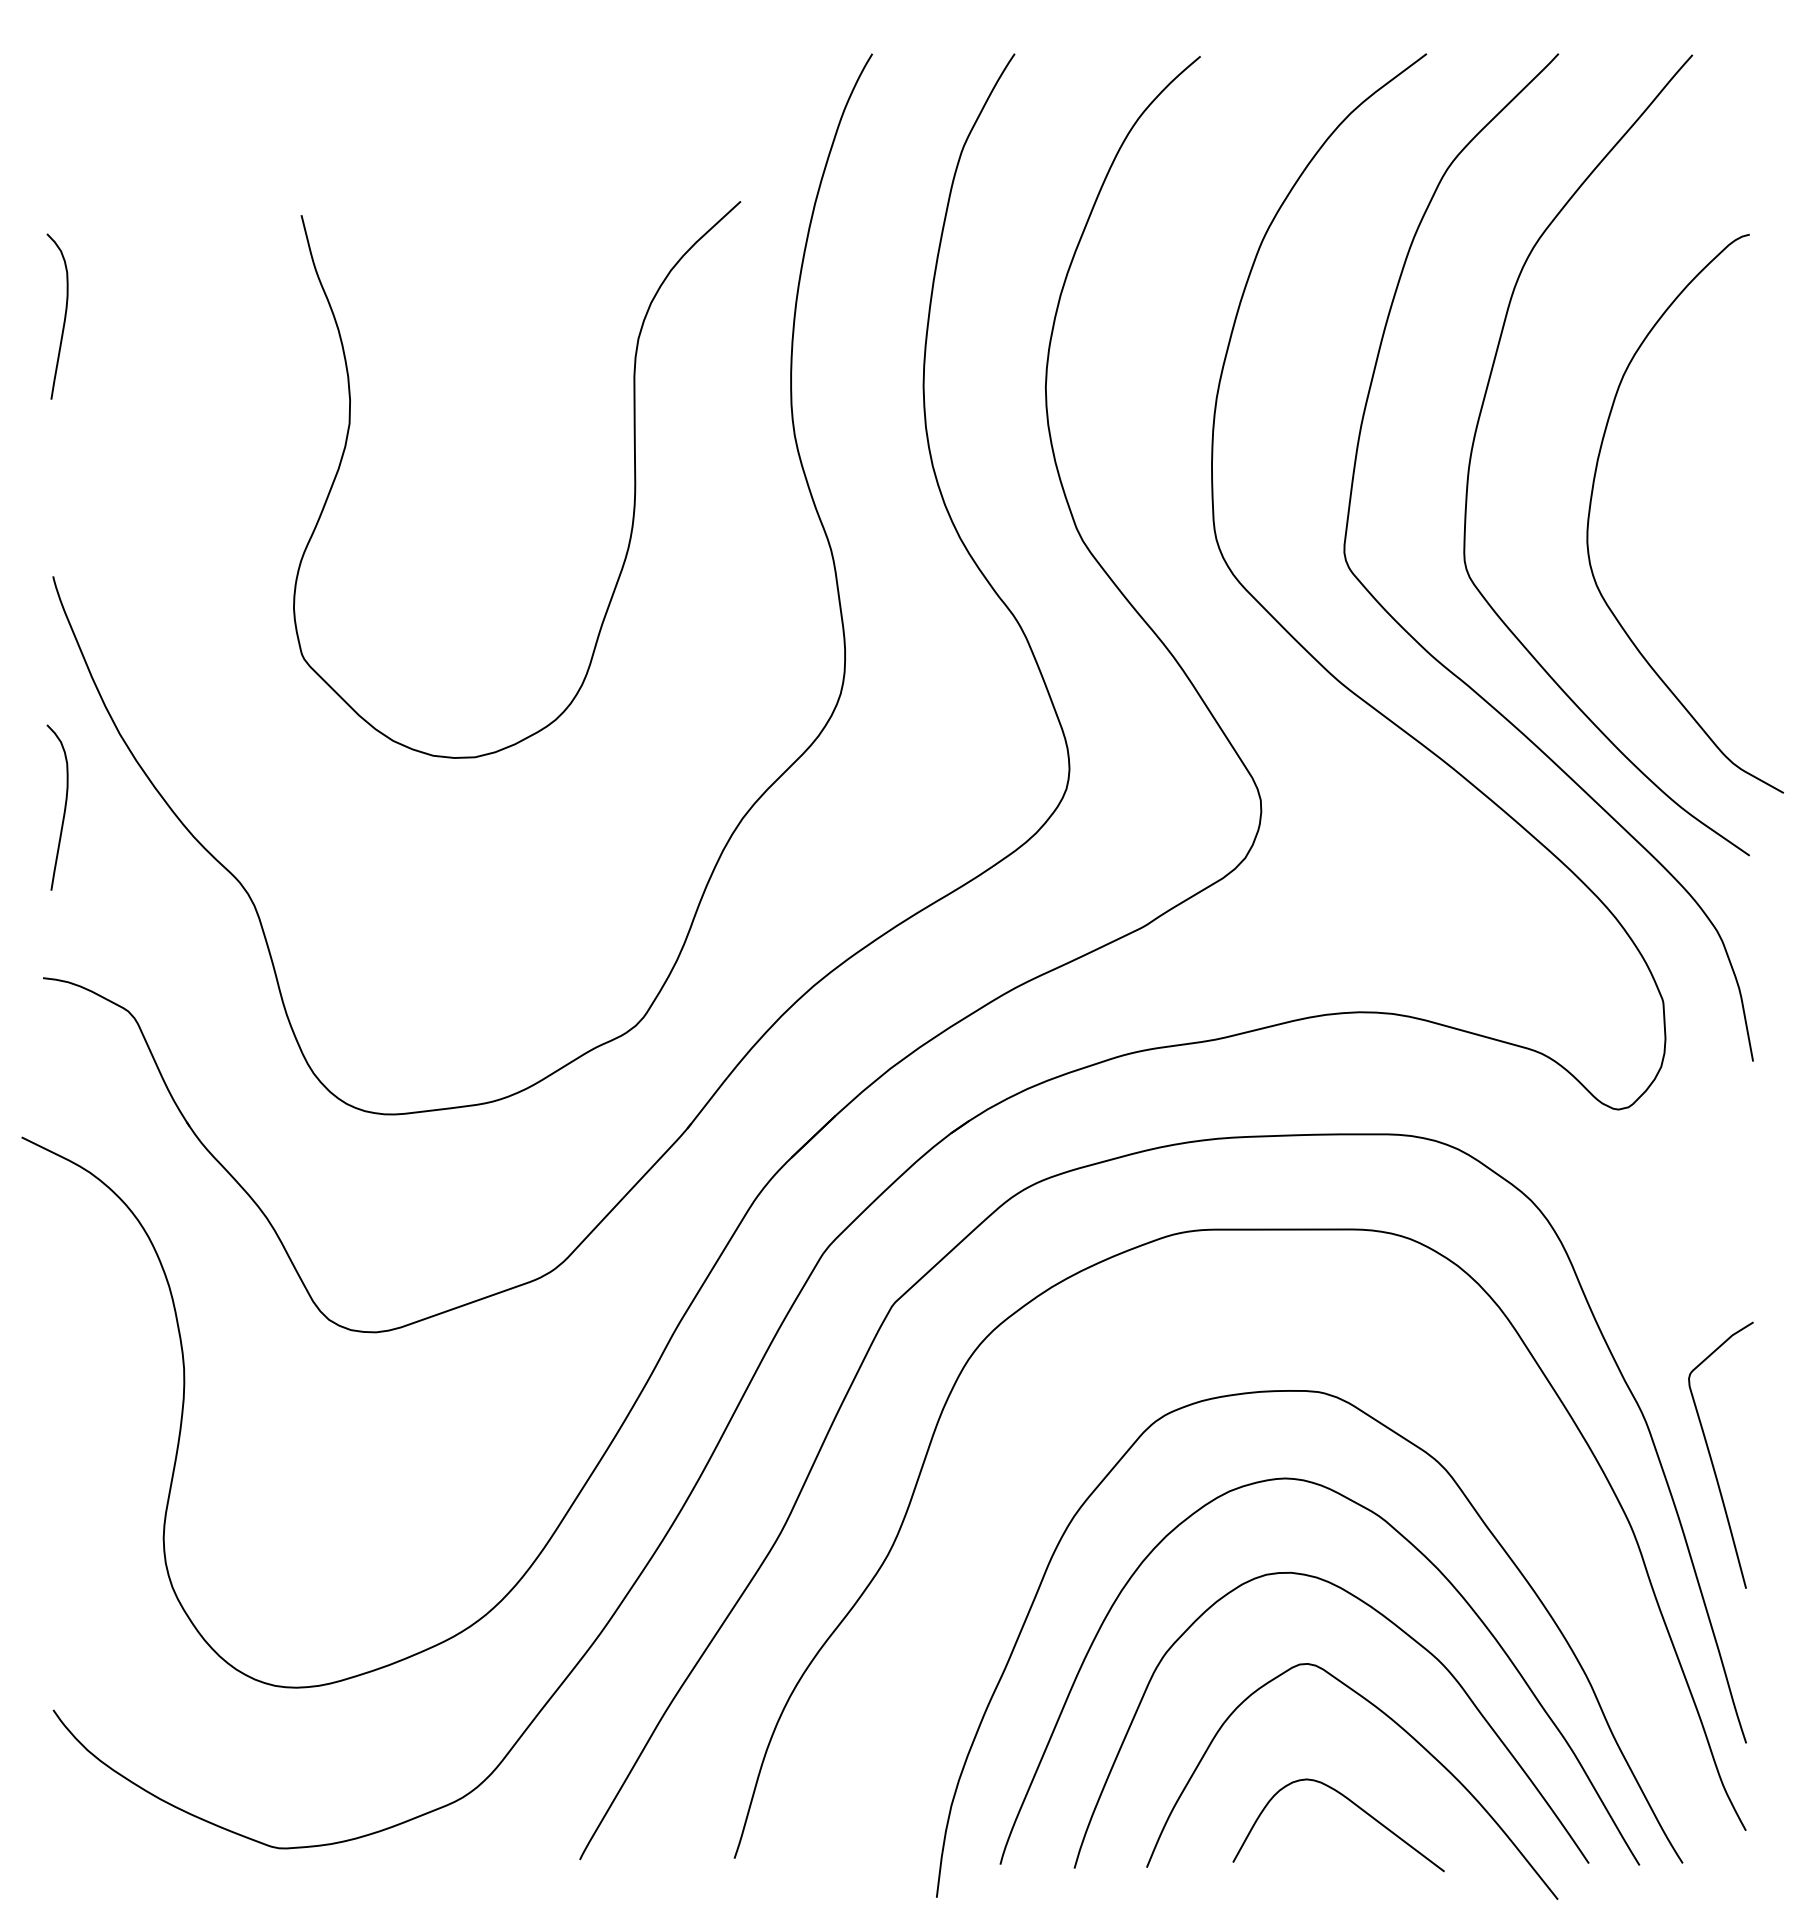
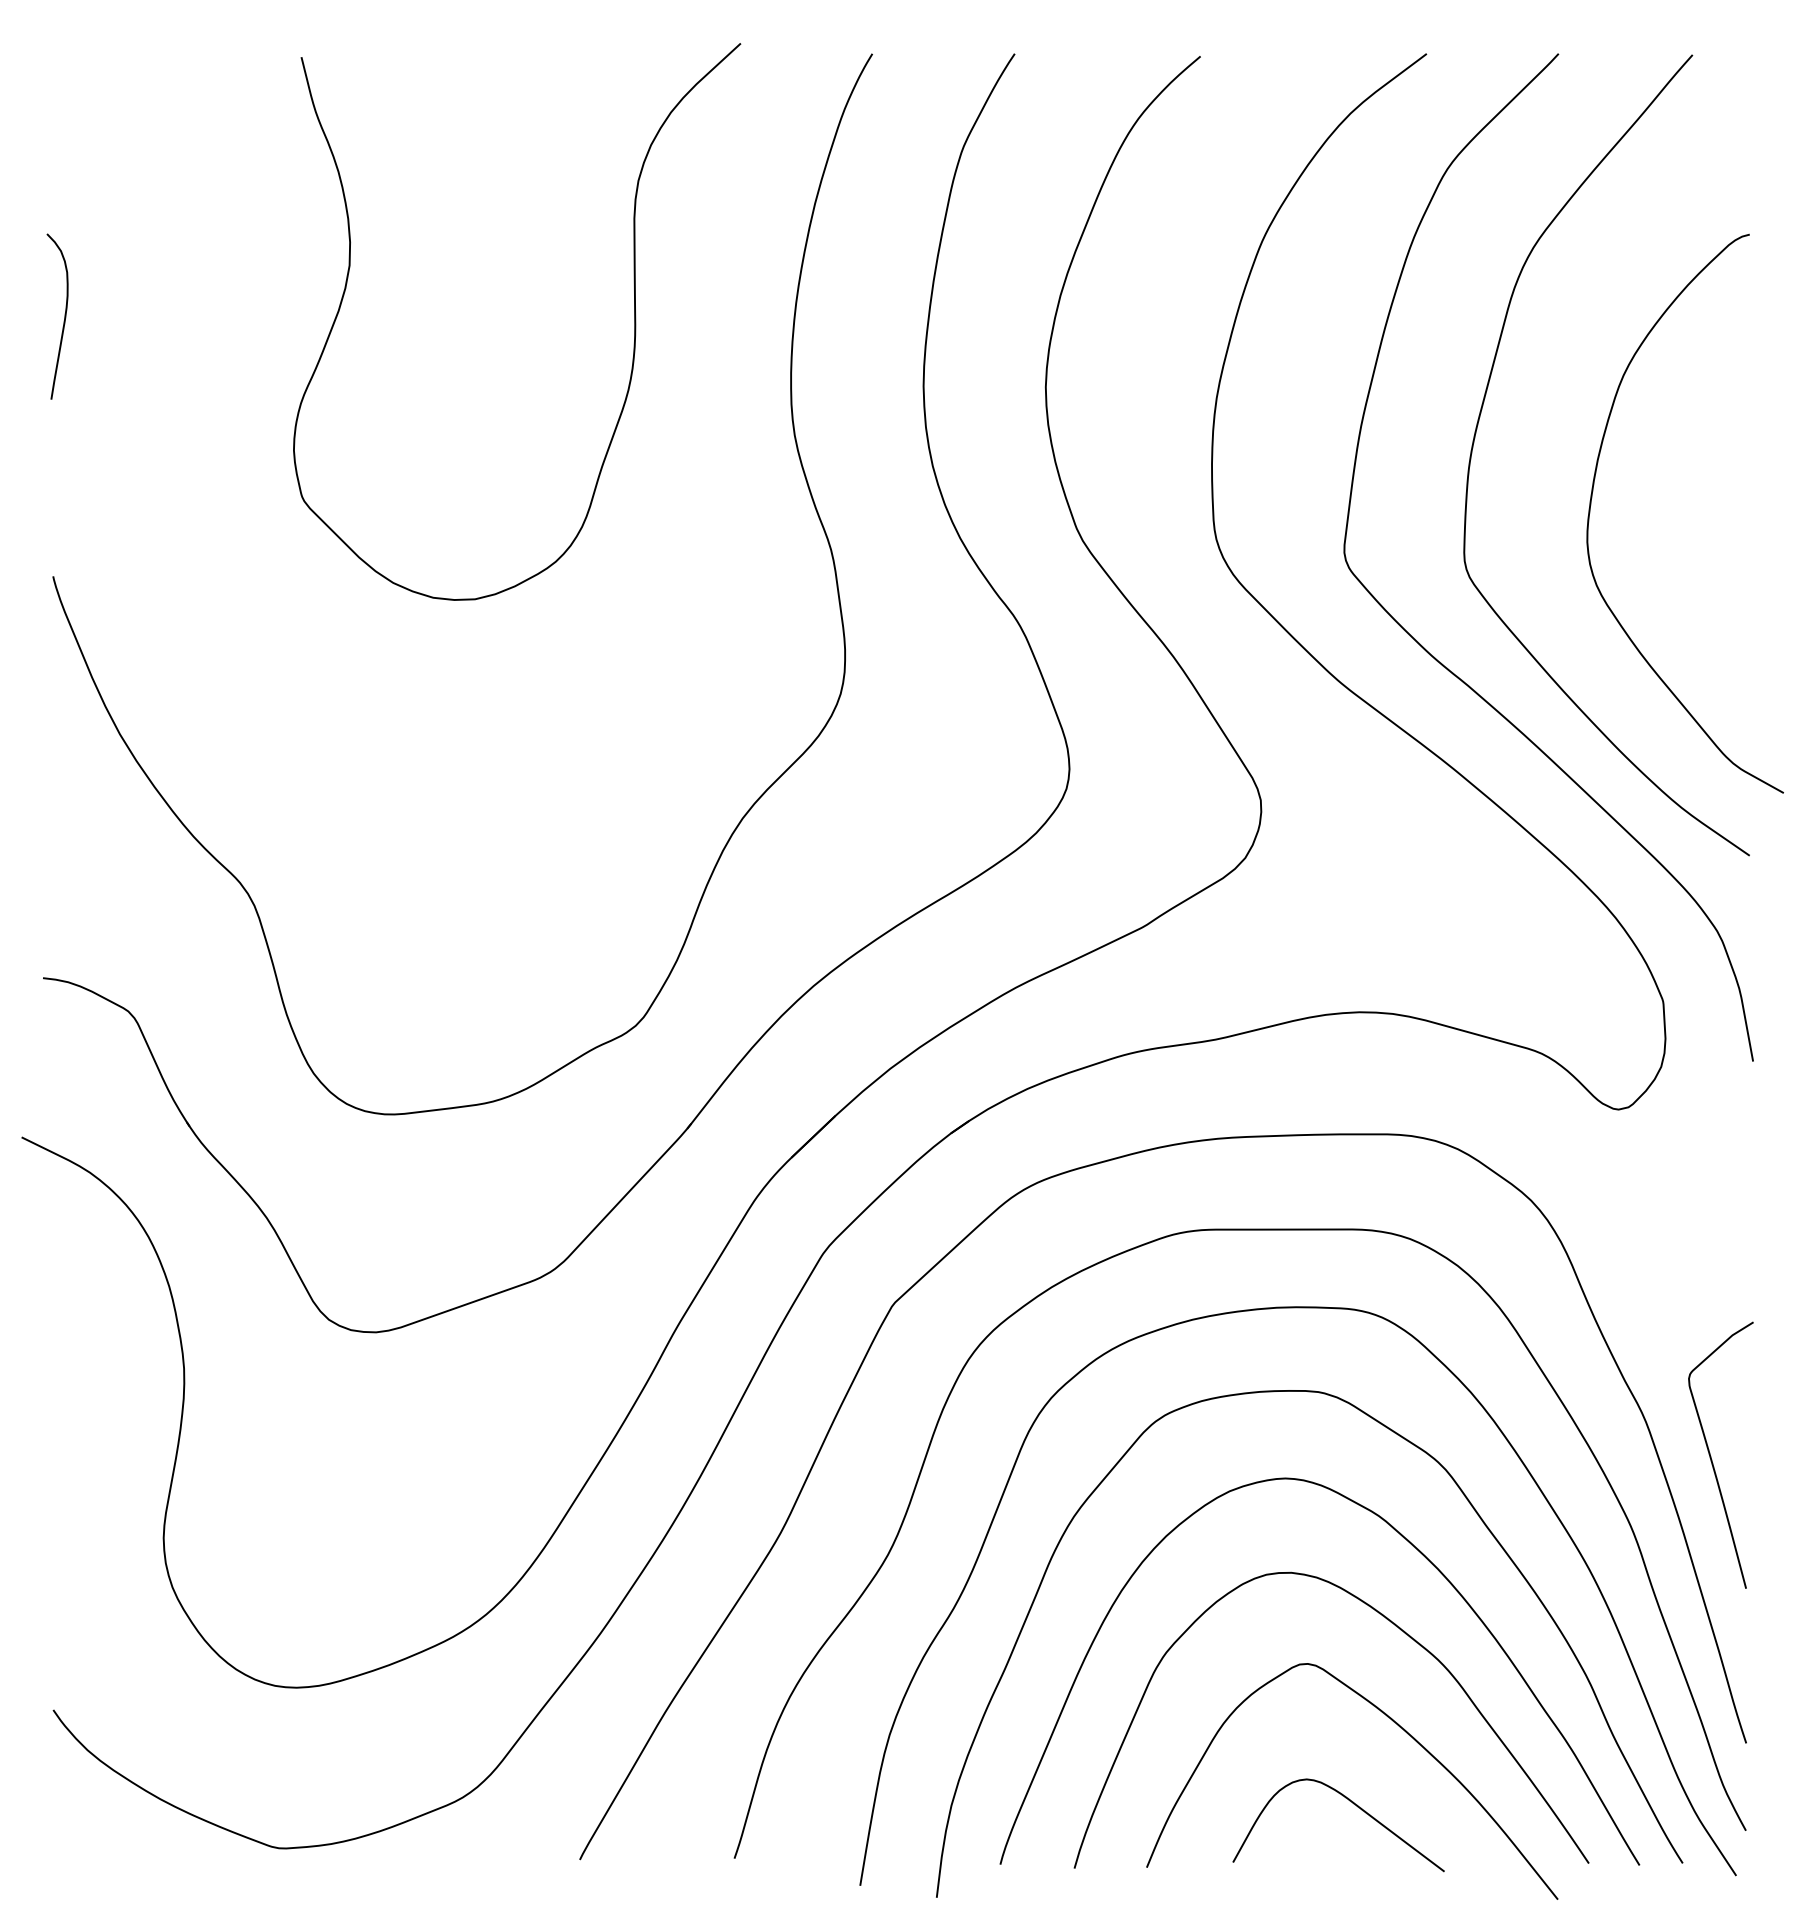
curve position: (634, 479) -> (634, 321) (634, 321)
curve: present -> none (64, 807)
curve: none -> present (1507, 1442)
